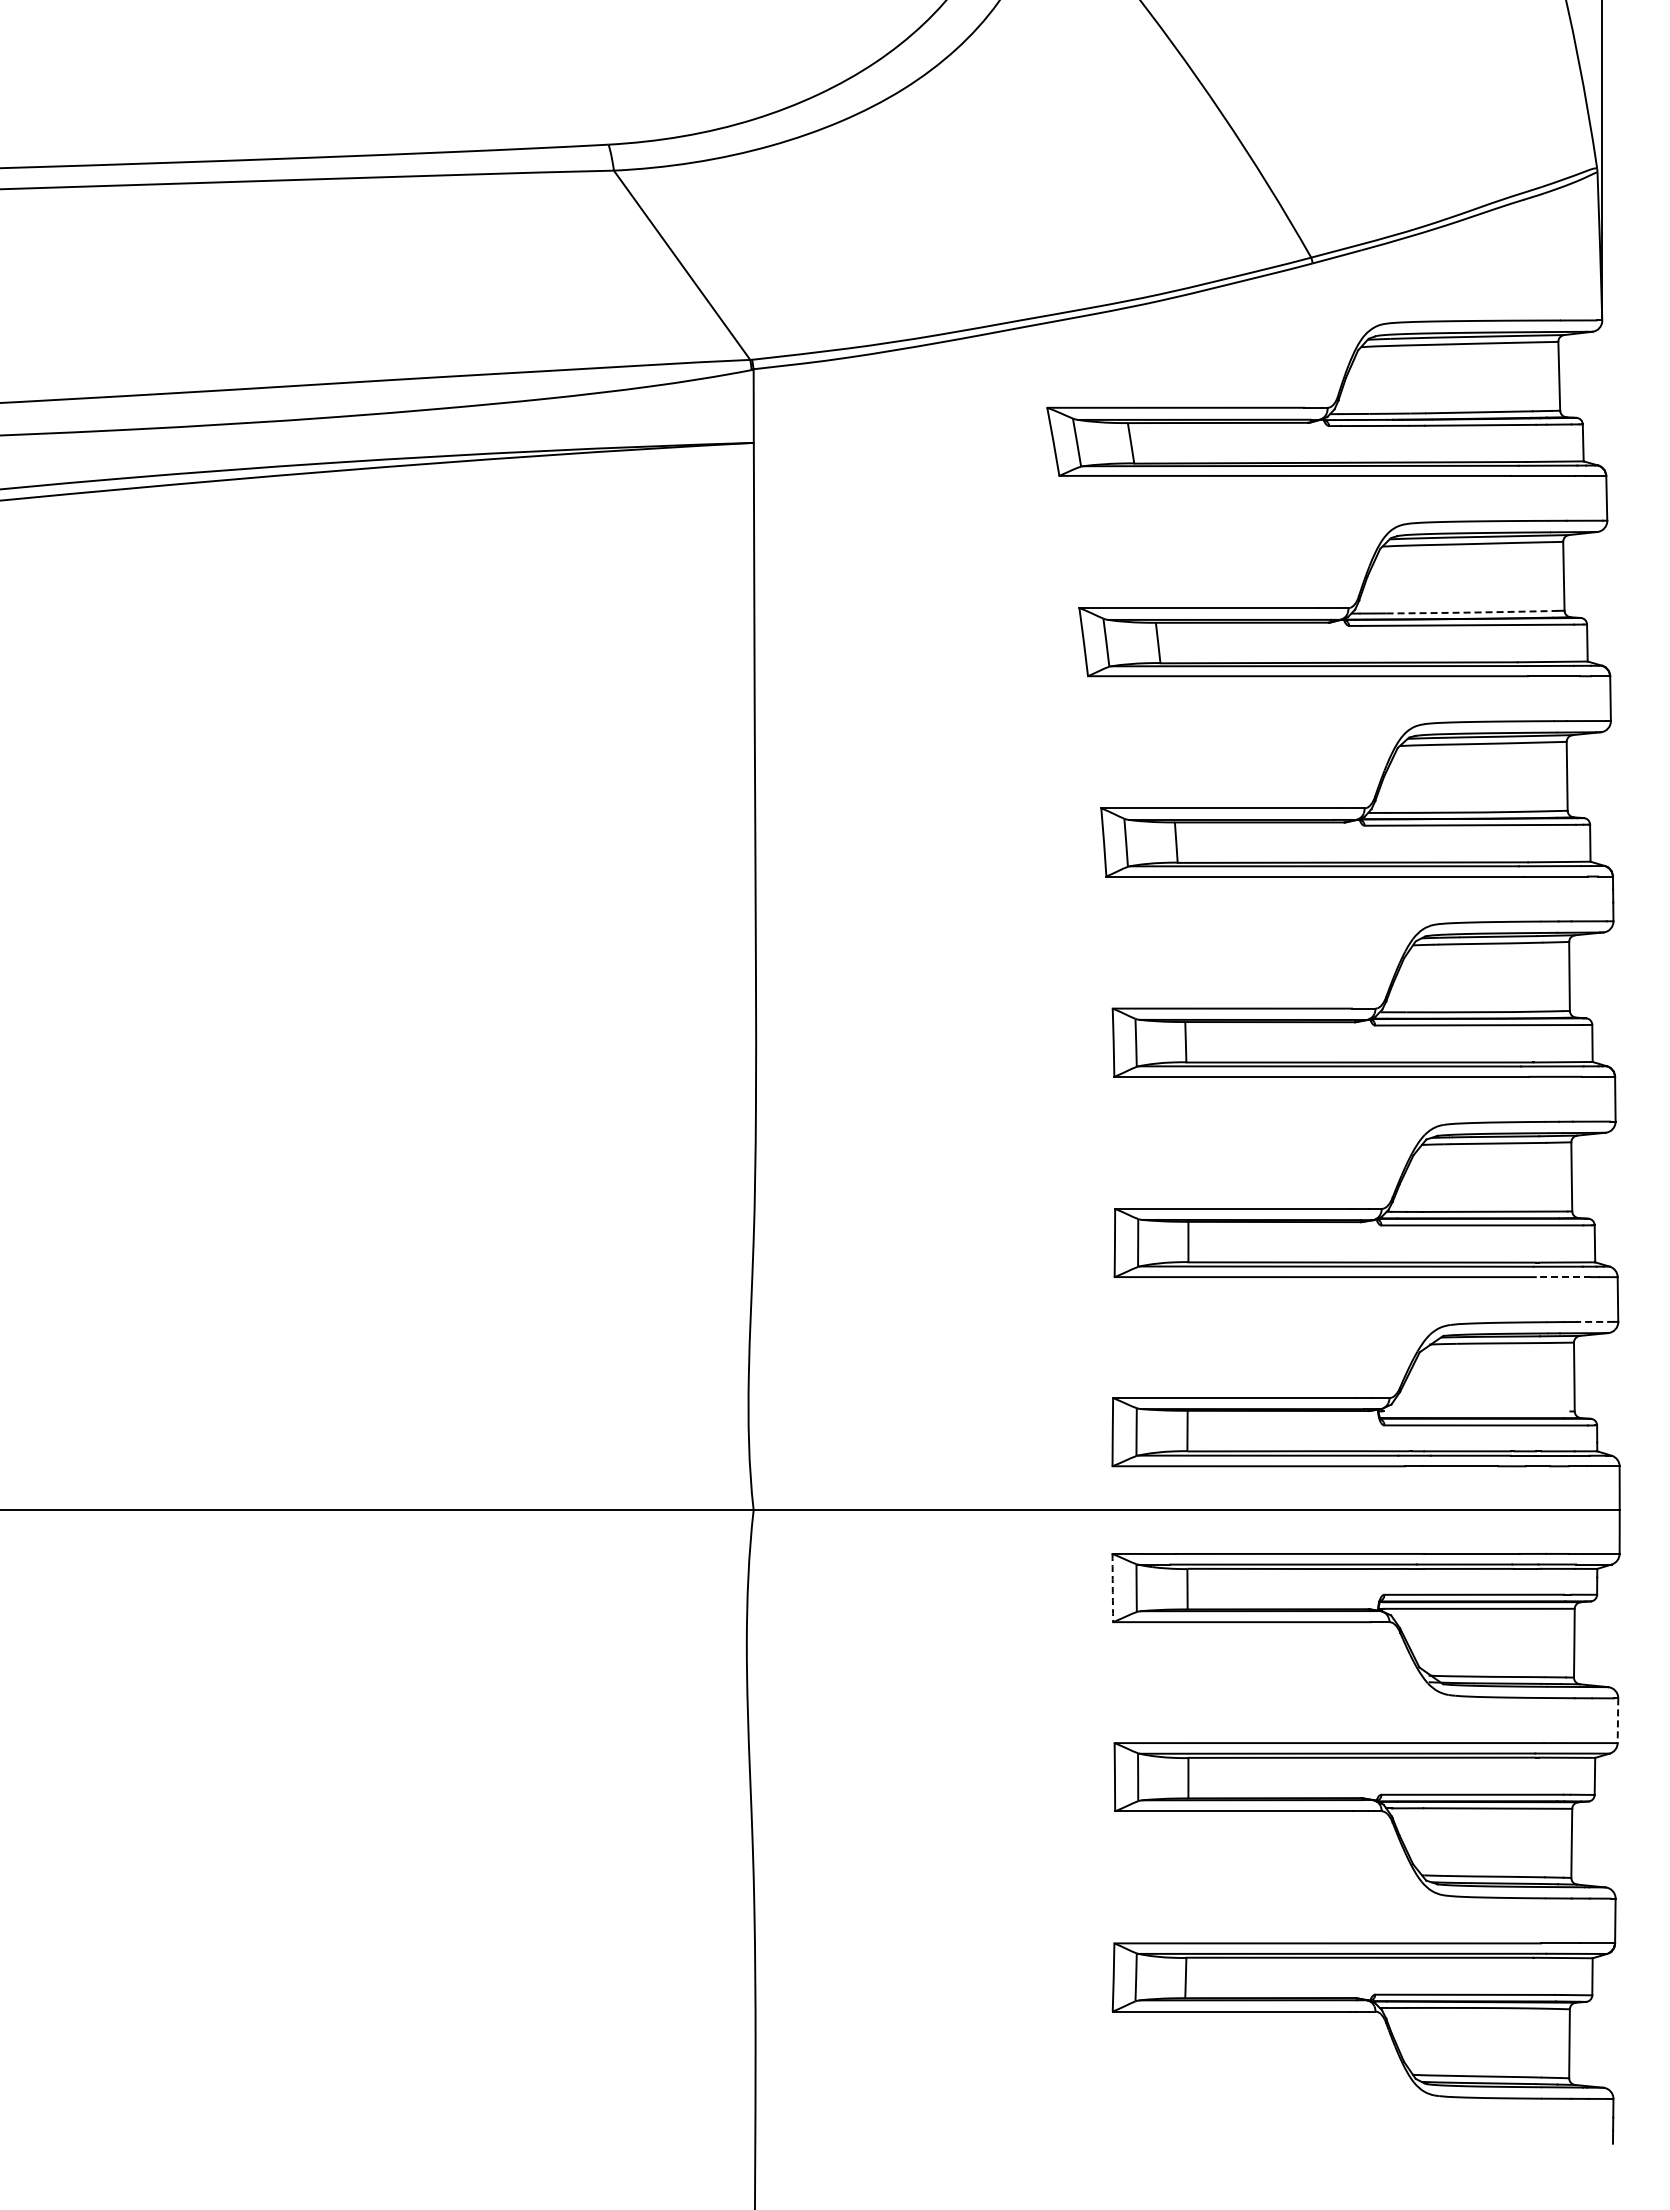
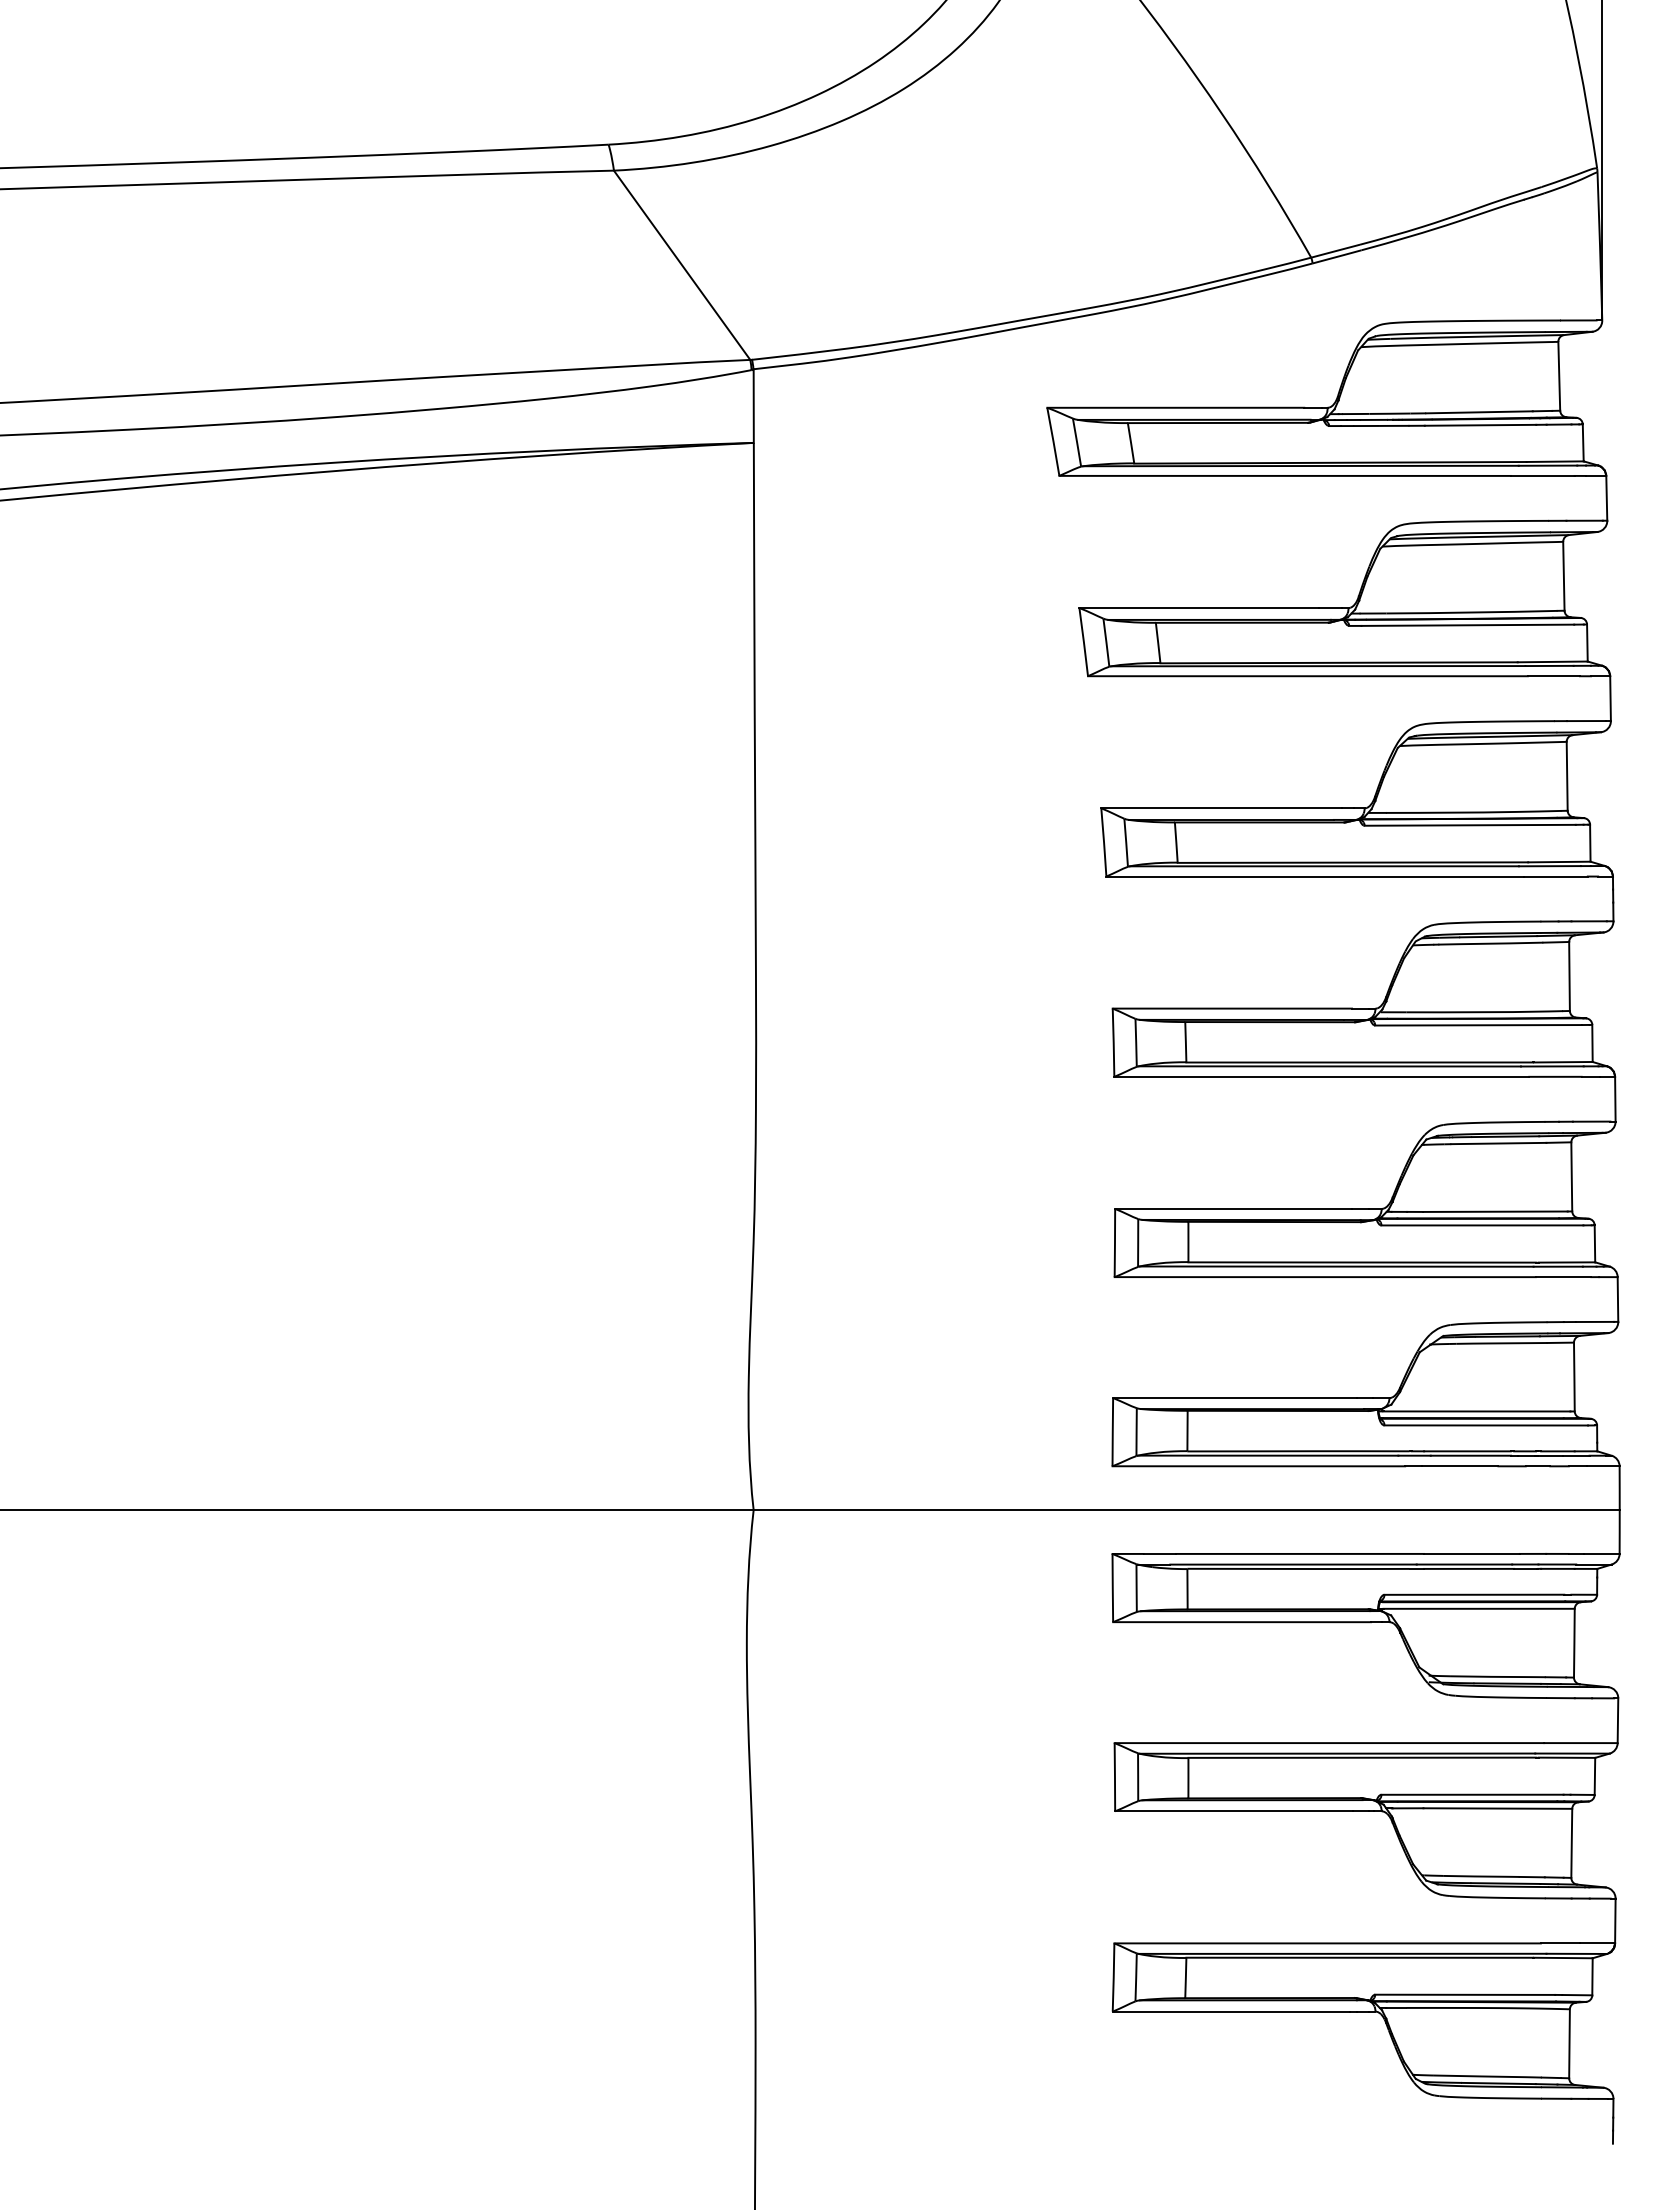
arc: dashed -> solid (1472, 612)
line: dashed -> solid (1563, 1277)
line: dashed -> solid (1594, 1321)
line: none -> present (1476, 1411)
arc: dashed -> solid (1112, 1588)
line: dashed -> solid (1617, 1721)
